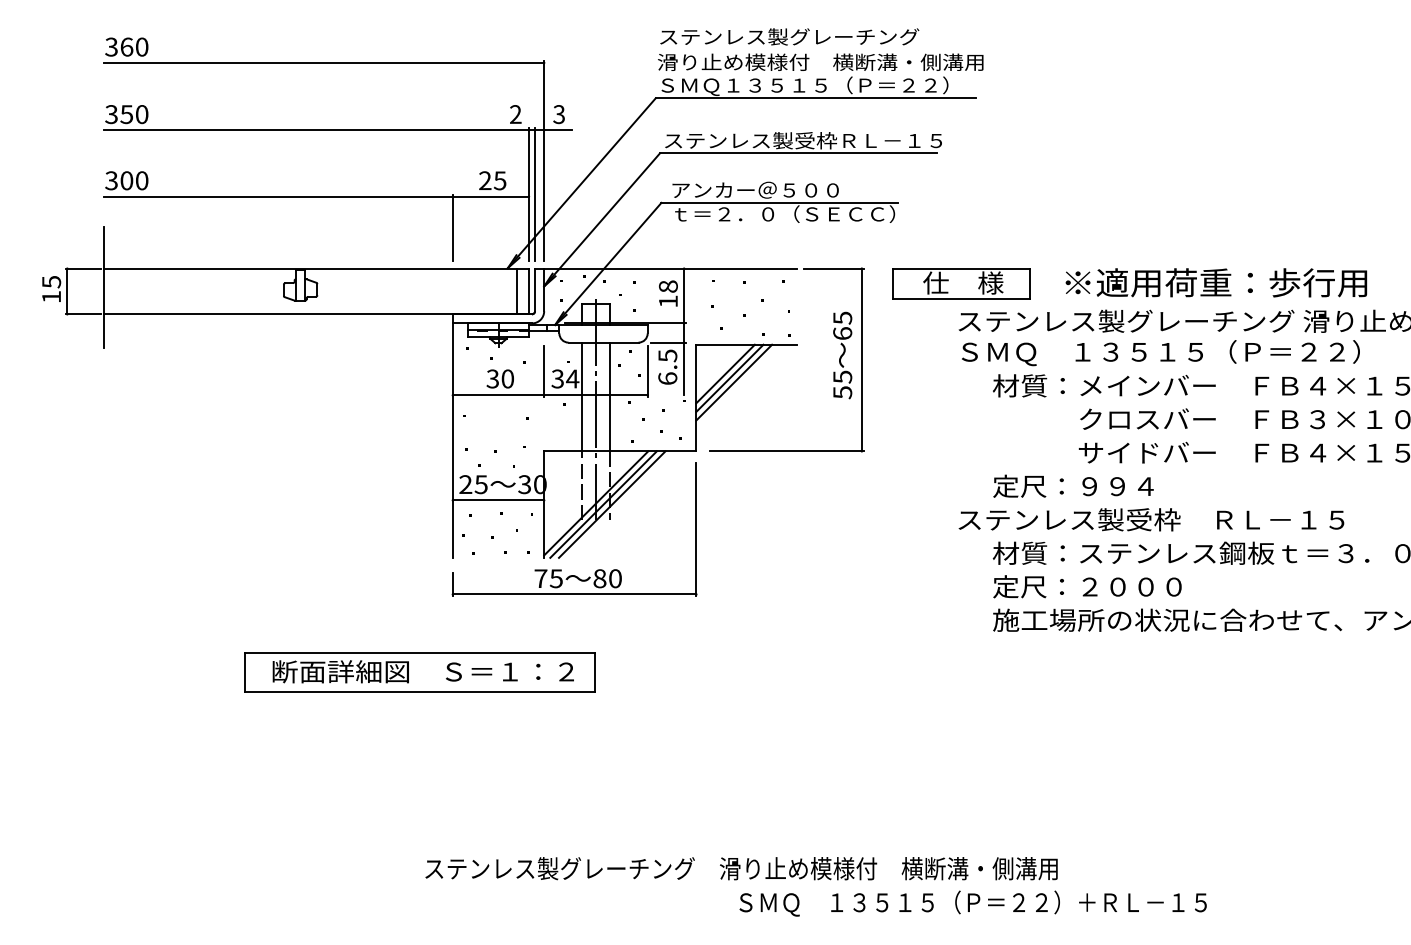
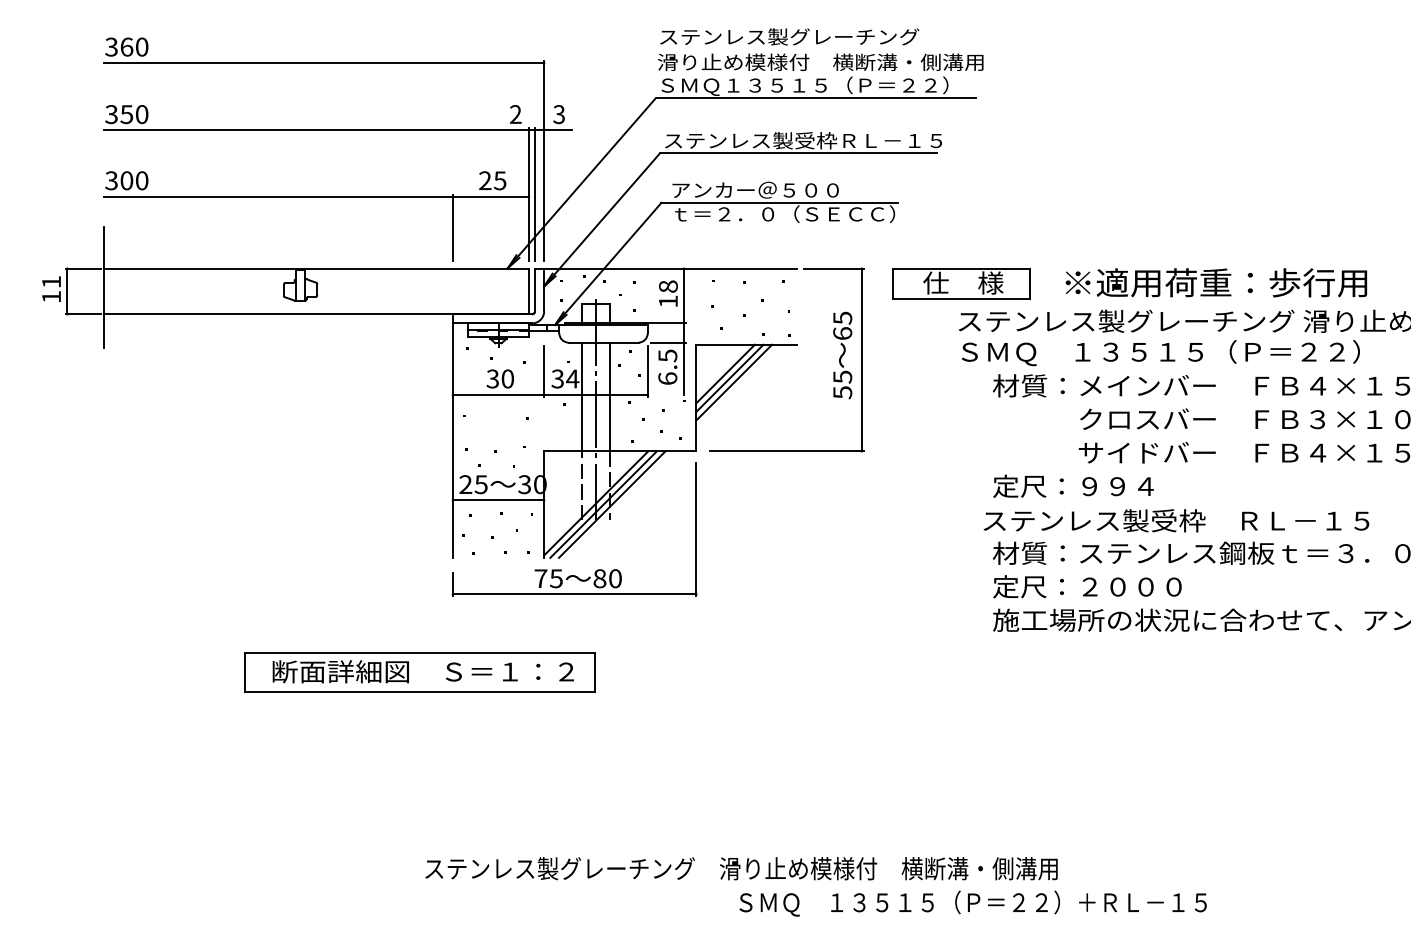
text: 15 -> 11 (51, 282)
line: present -> none (516, 291)
text position: (1151, 519) -> (1176, 520) (1176, 520)
